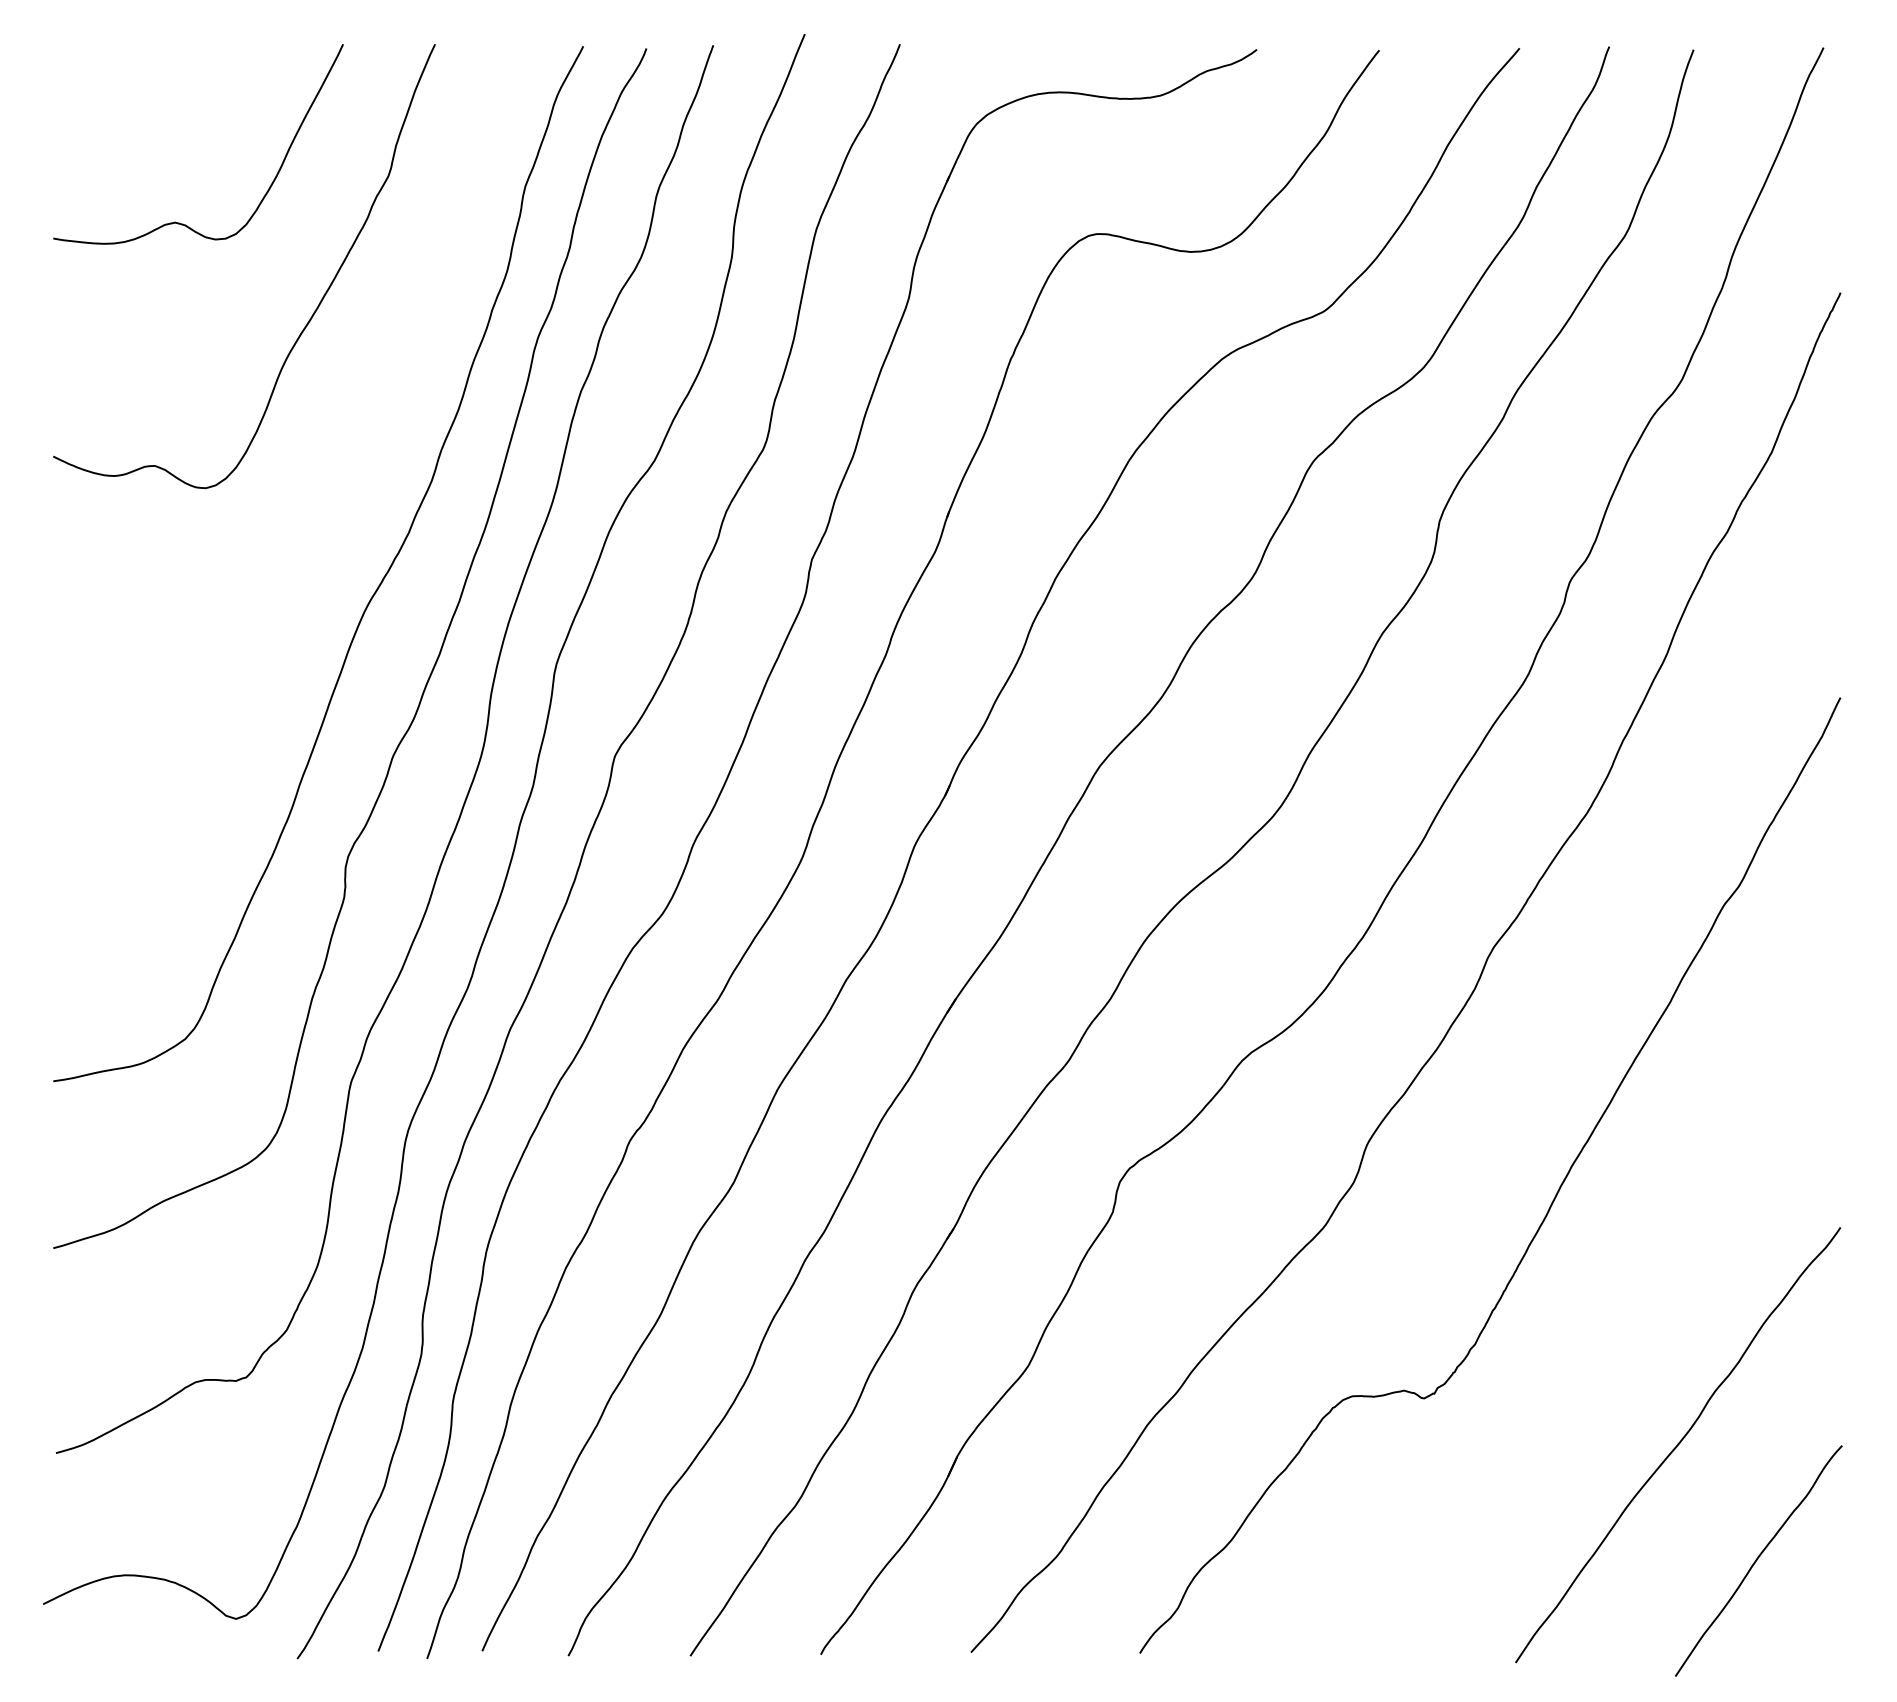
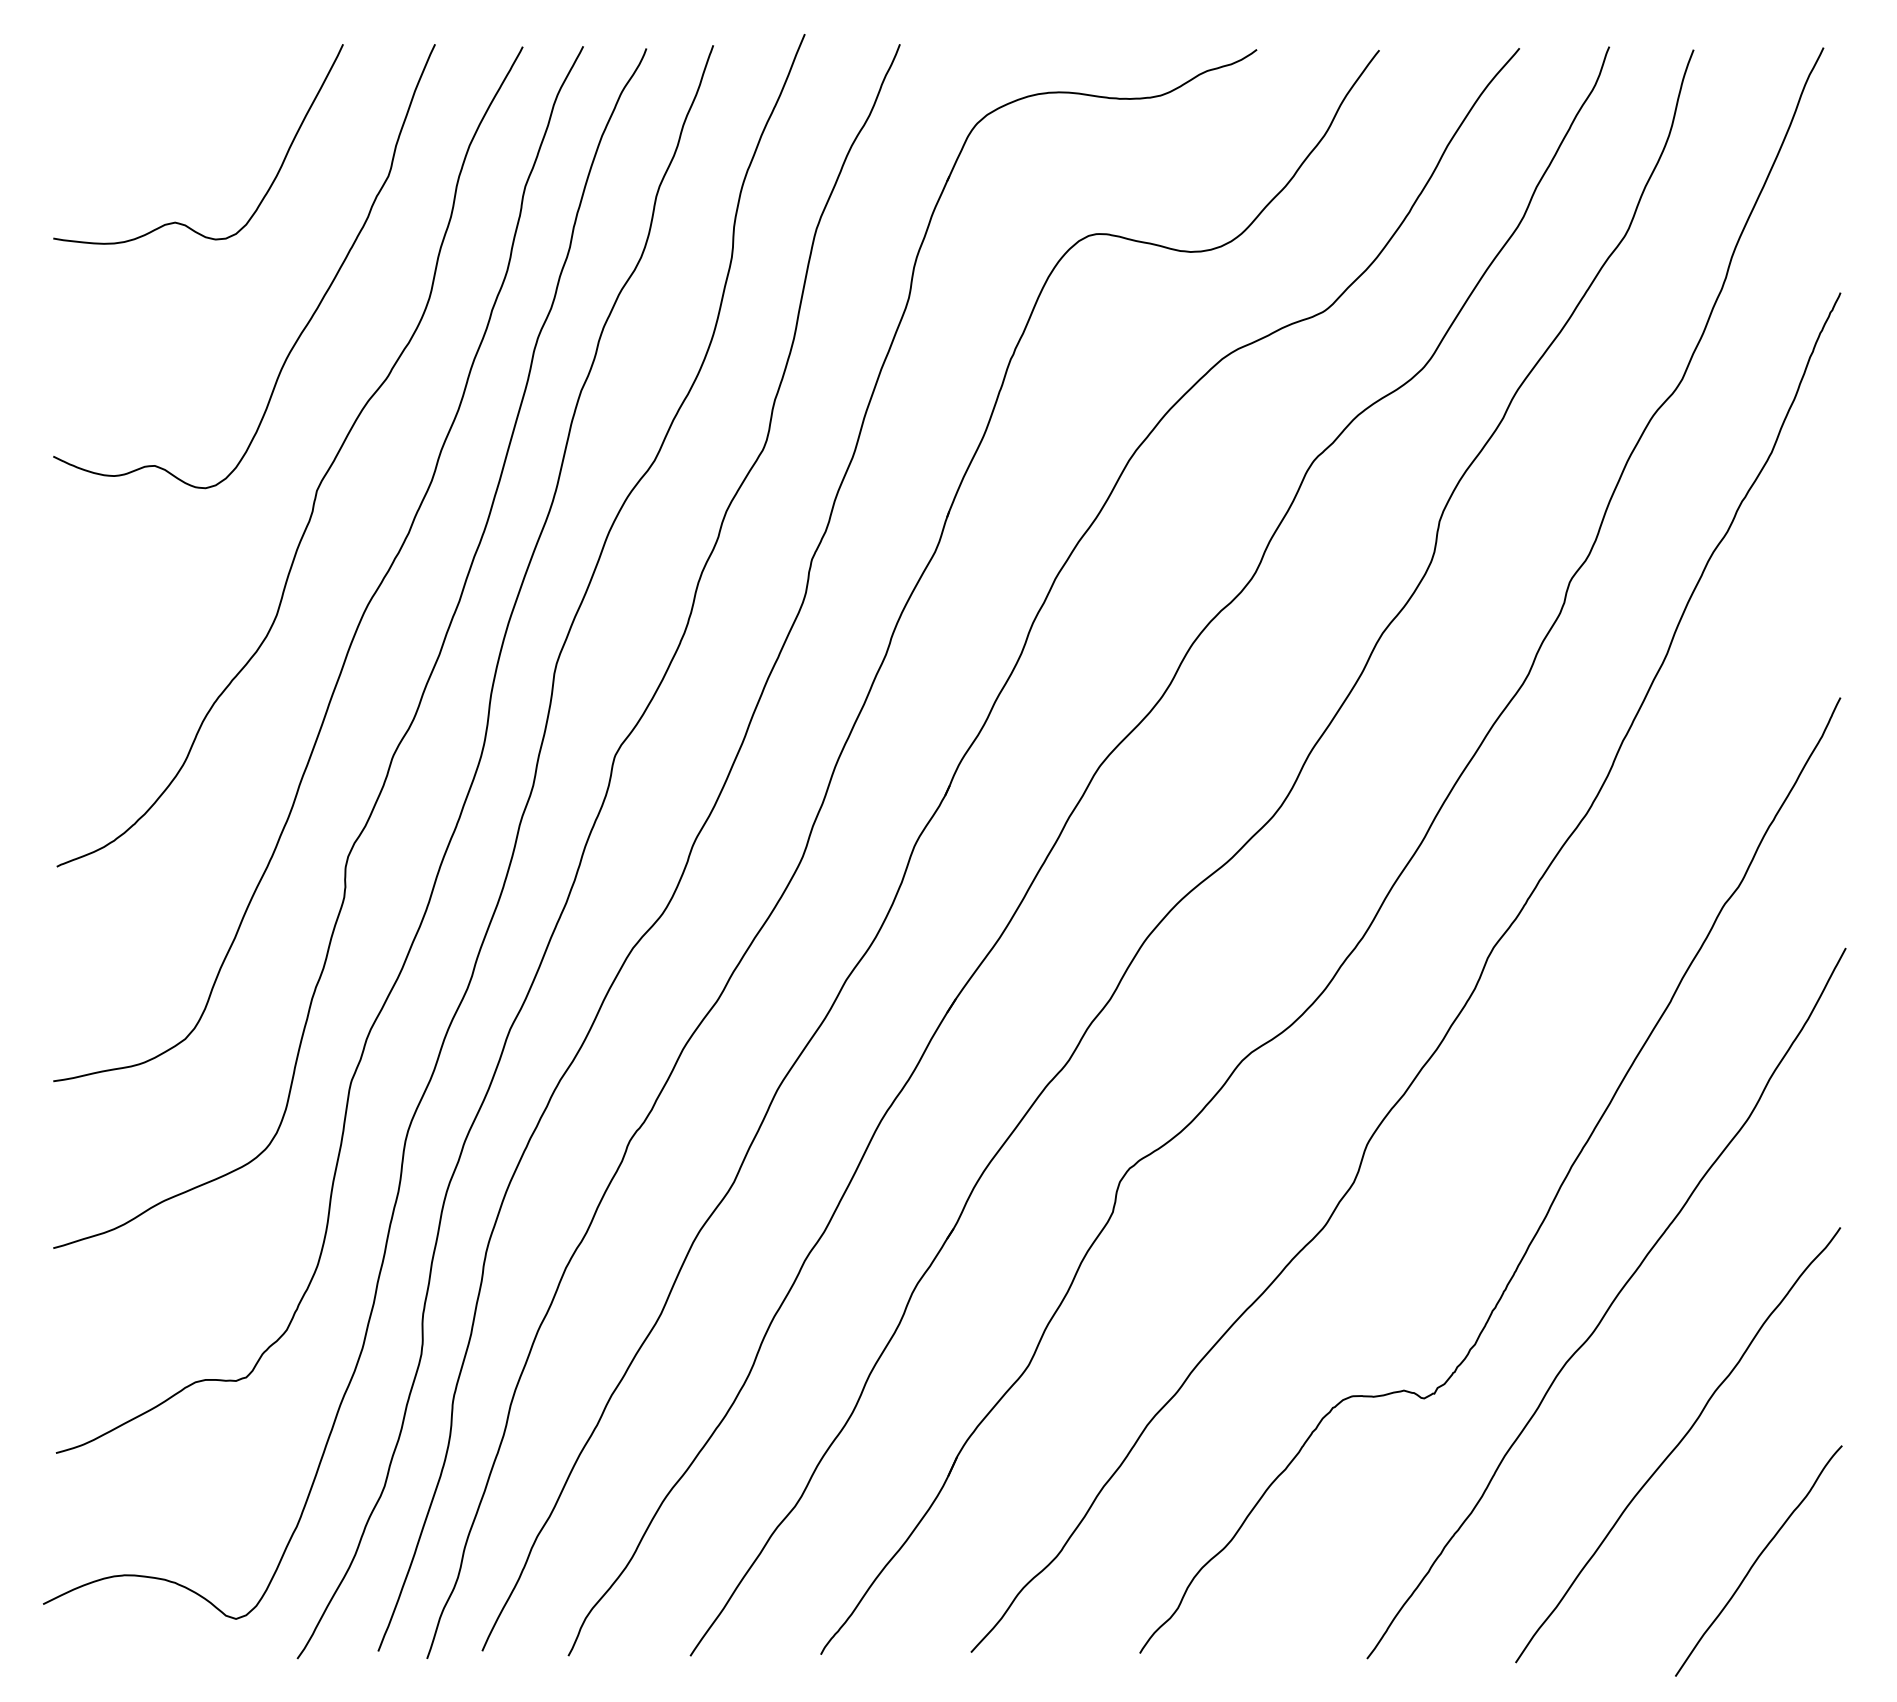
curve: none -> present (322, 477)
curve: none -> present (1609, 1305)
